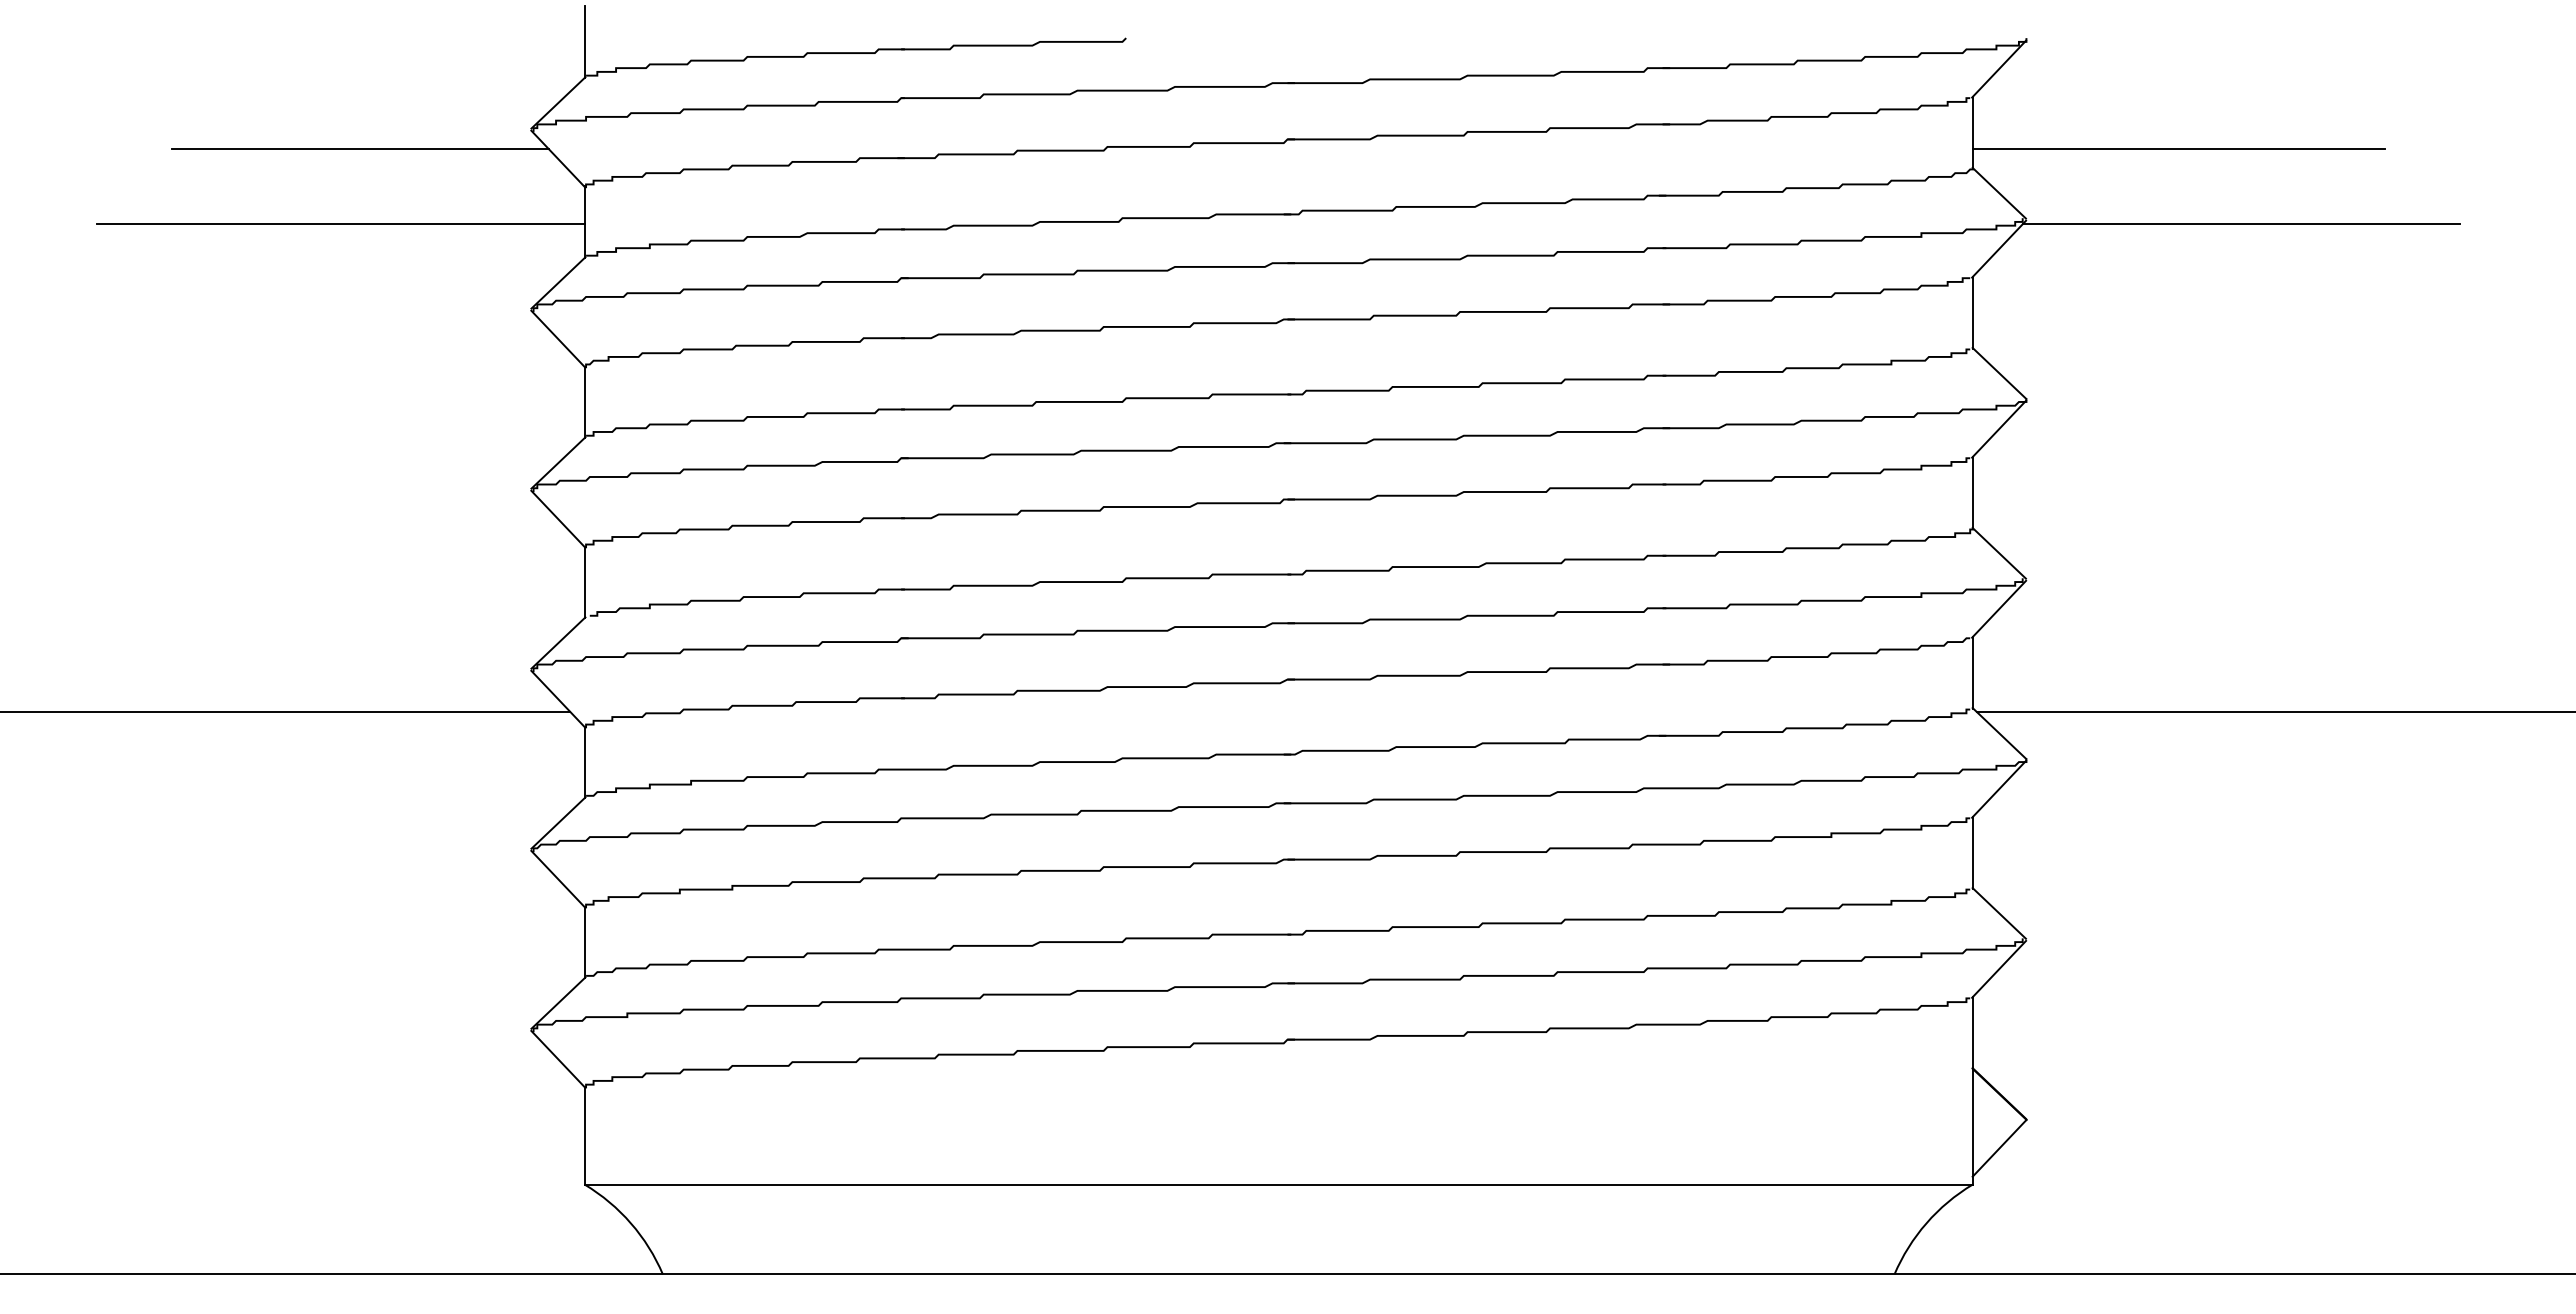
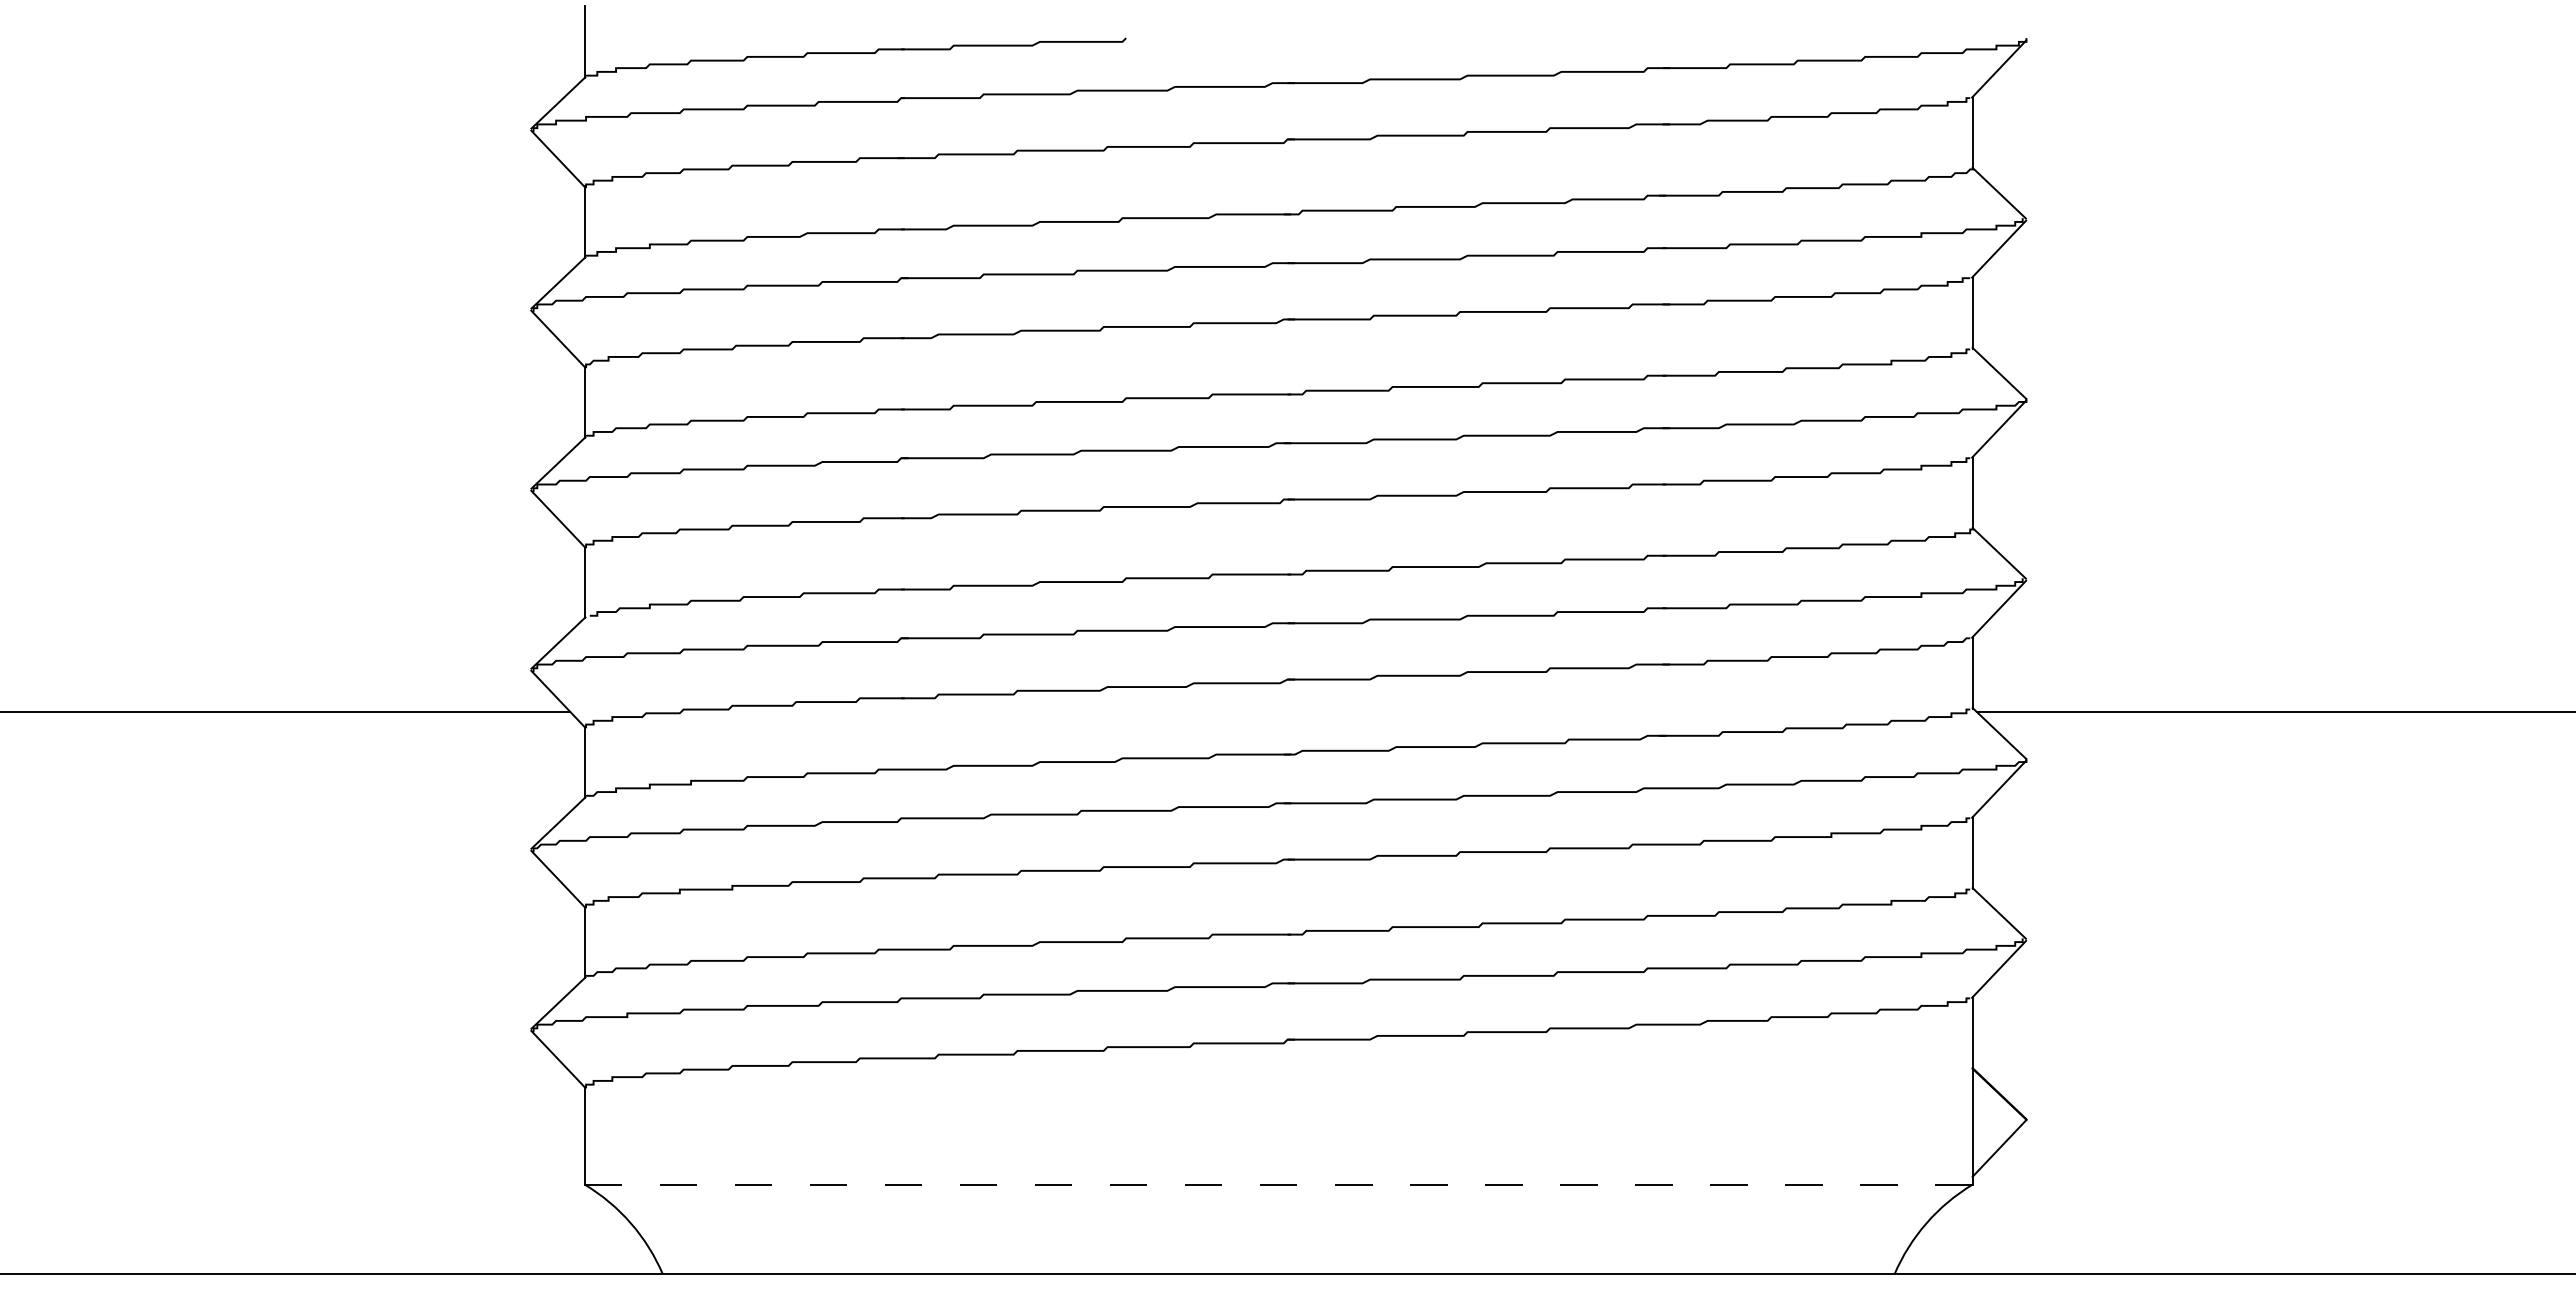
line: present -> none (359, 149)
line: present -> none (2178, 149)
line: present -> none (340, 224)
line: present -> none (2241, 224)
line: solid -> dashed (1278, 1184)
